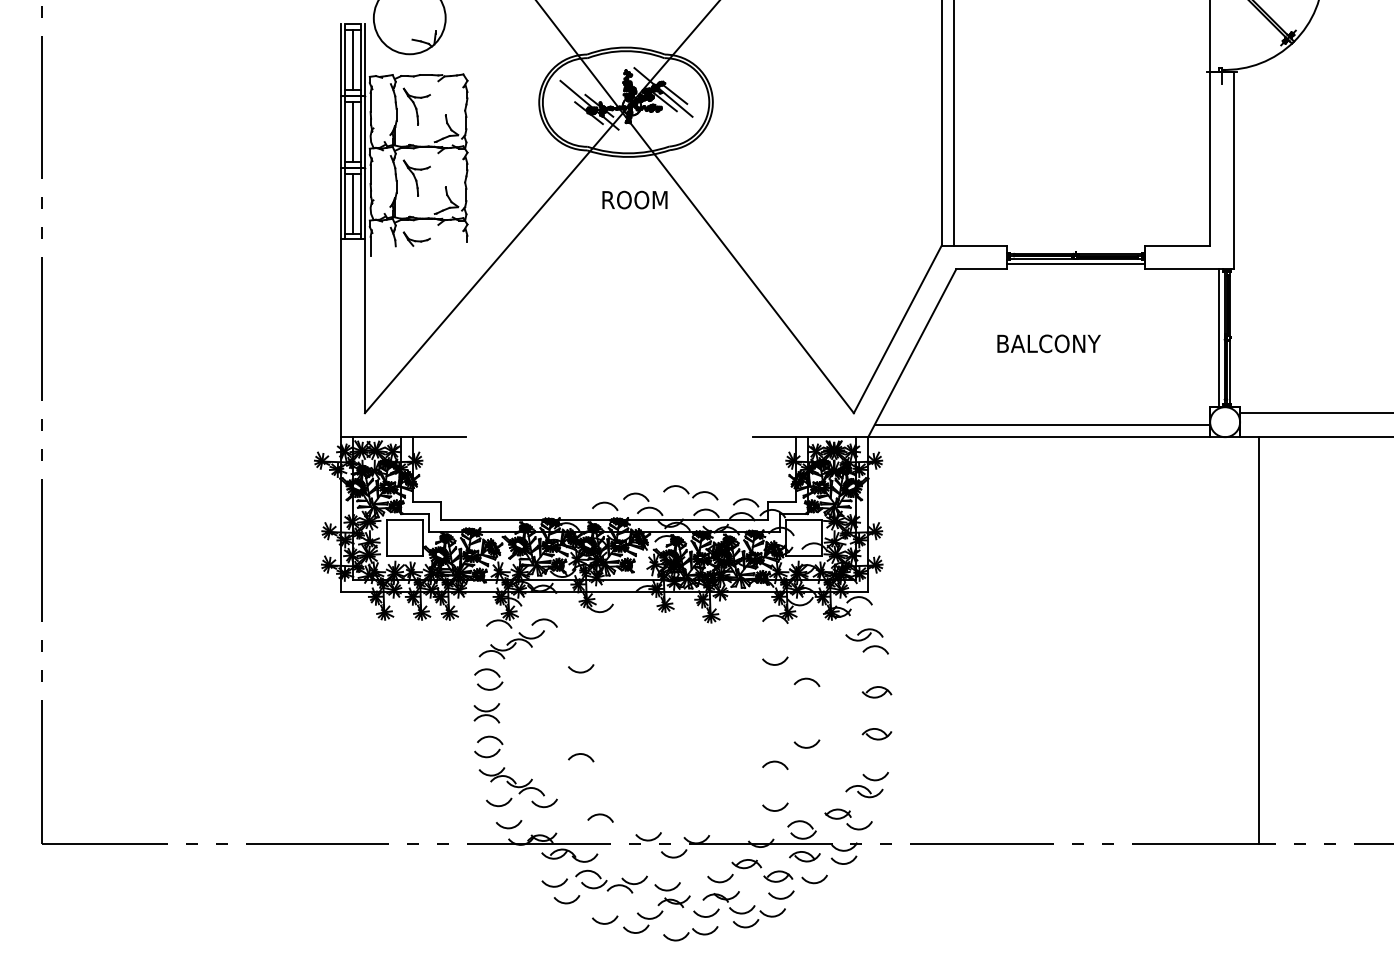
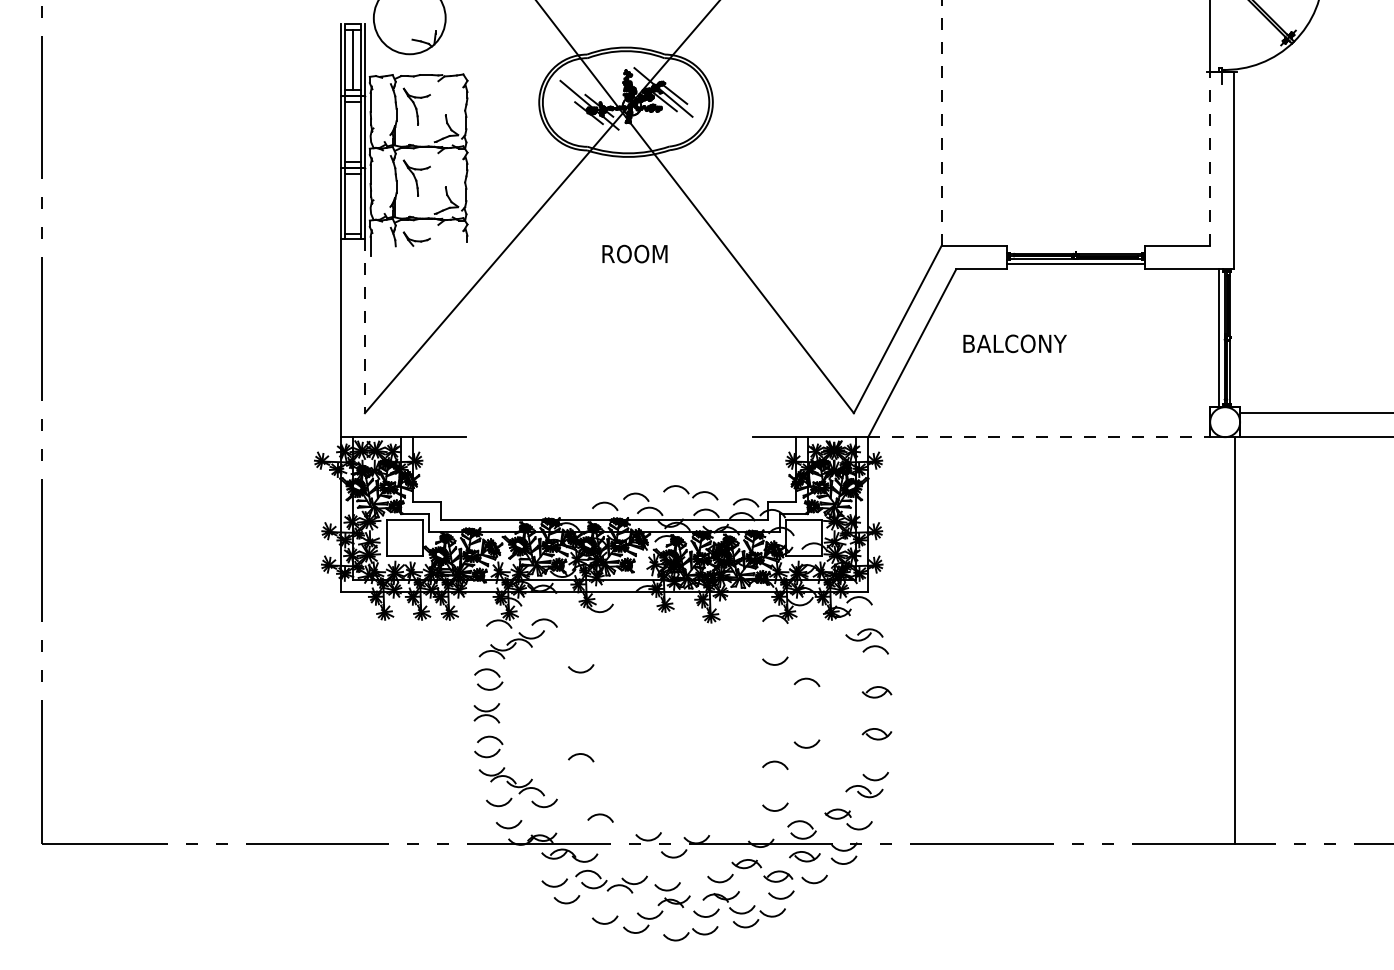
line: solid -> dashed (941, 122)
line: present -> none (953, 123)
line: present -> none (353, 131)
line: solid -> dashed (1210, 158)
text position: (634, 199) -> (634, 253) (634, 253)
line: present -> none (353, 203)
line: solid -> dashed (364, 326)
text position: (1048, 343) -> (1014, 343) (1014, 343)
line: present -> none (1042, 425)
line: solid -> dashed (1039, 437)
line position: (1258, 640) -> (1234, 640) (1234, 640)
